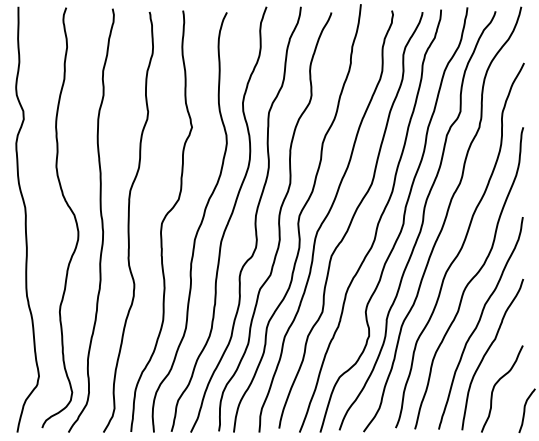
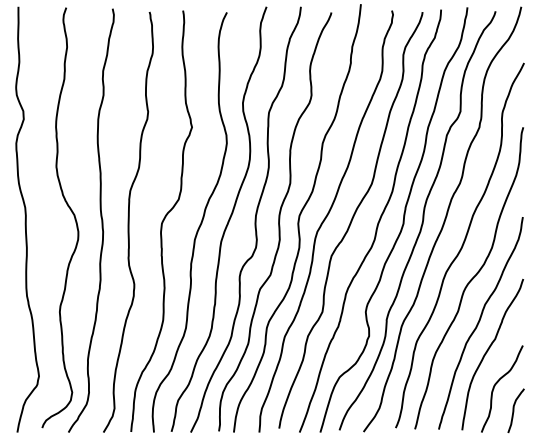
curve position: (525, 410) -> (514, 410) (514, 410)
